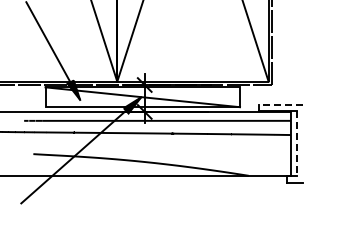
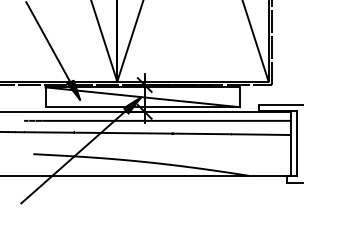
line: dashed -> solid (280, 105)
line: dashed -> solid (297, 143)
